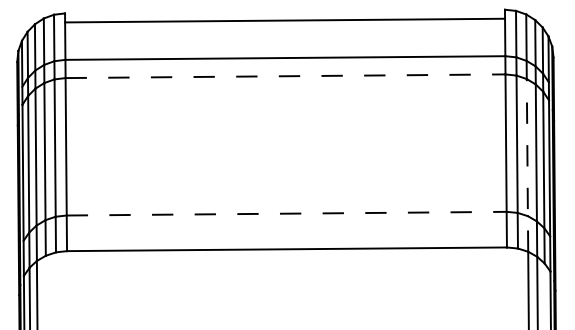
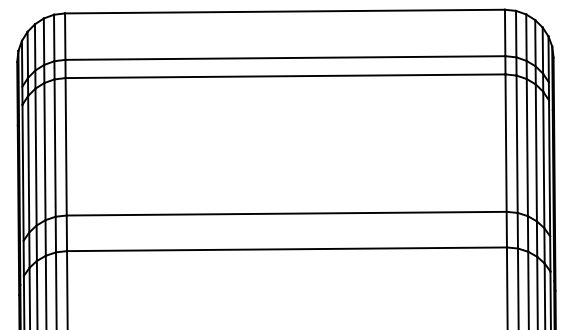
line position: (284, 20) -> (284, 11) (284, 11)
line: dashed -> solid (285, 76)
line: dashed -> solid (527, 164)
line: dashed -> solid (286, 213)
line: none -> present (506, 286)
line: none -> present (517, 287)
line: none -> present (67, 288)
line: none -> present (56, 289)
line: none -> present (45, 290)
line: none -> present (544, 294)
